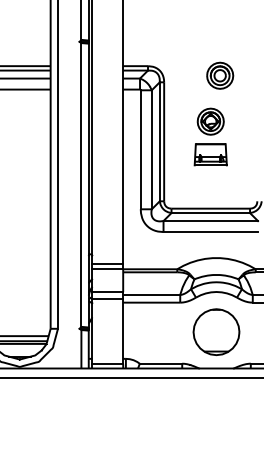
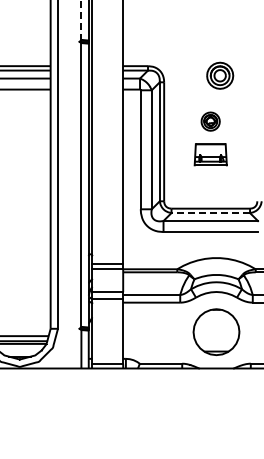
line: solid -> dashed (81, 20)
part size: 29x29 px -> 21x21 px (210, 121)
line: solid -> dashed (210, 213)
line: present -> none (131, 377)
